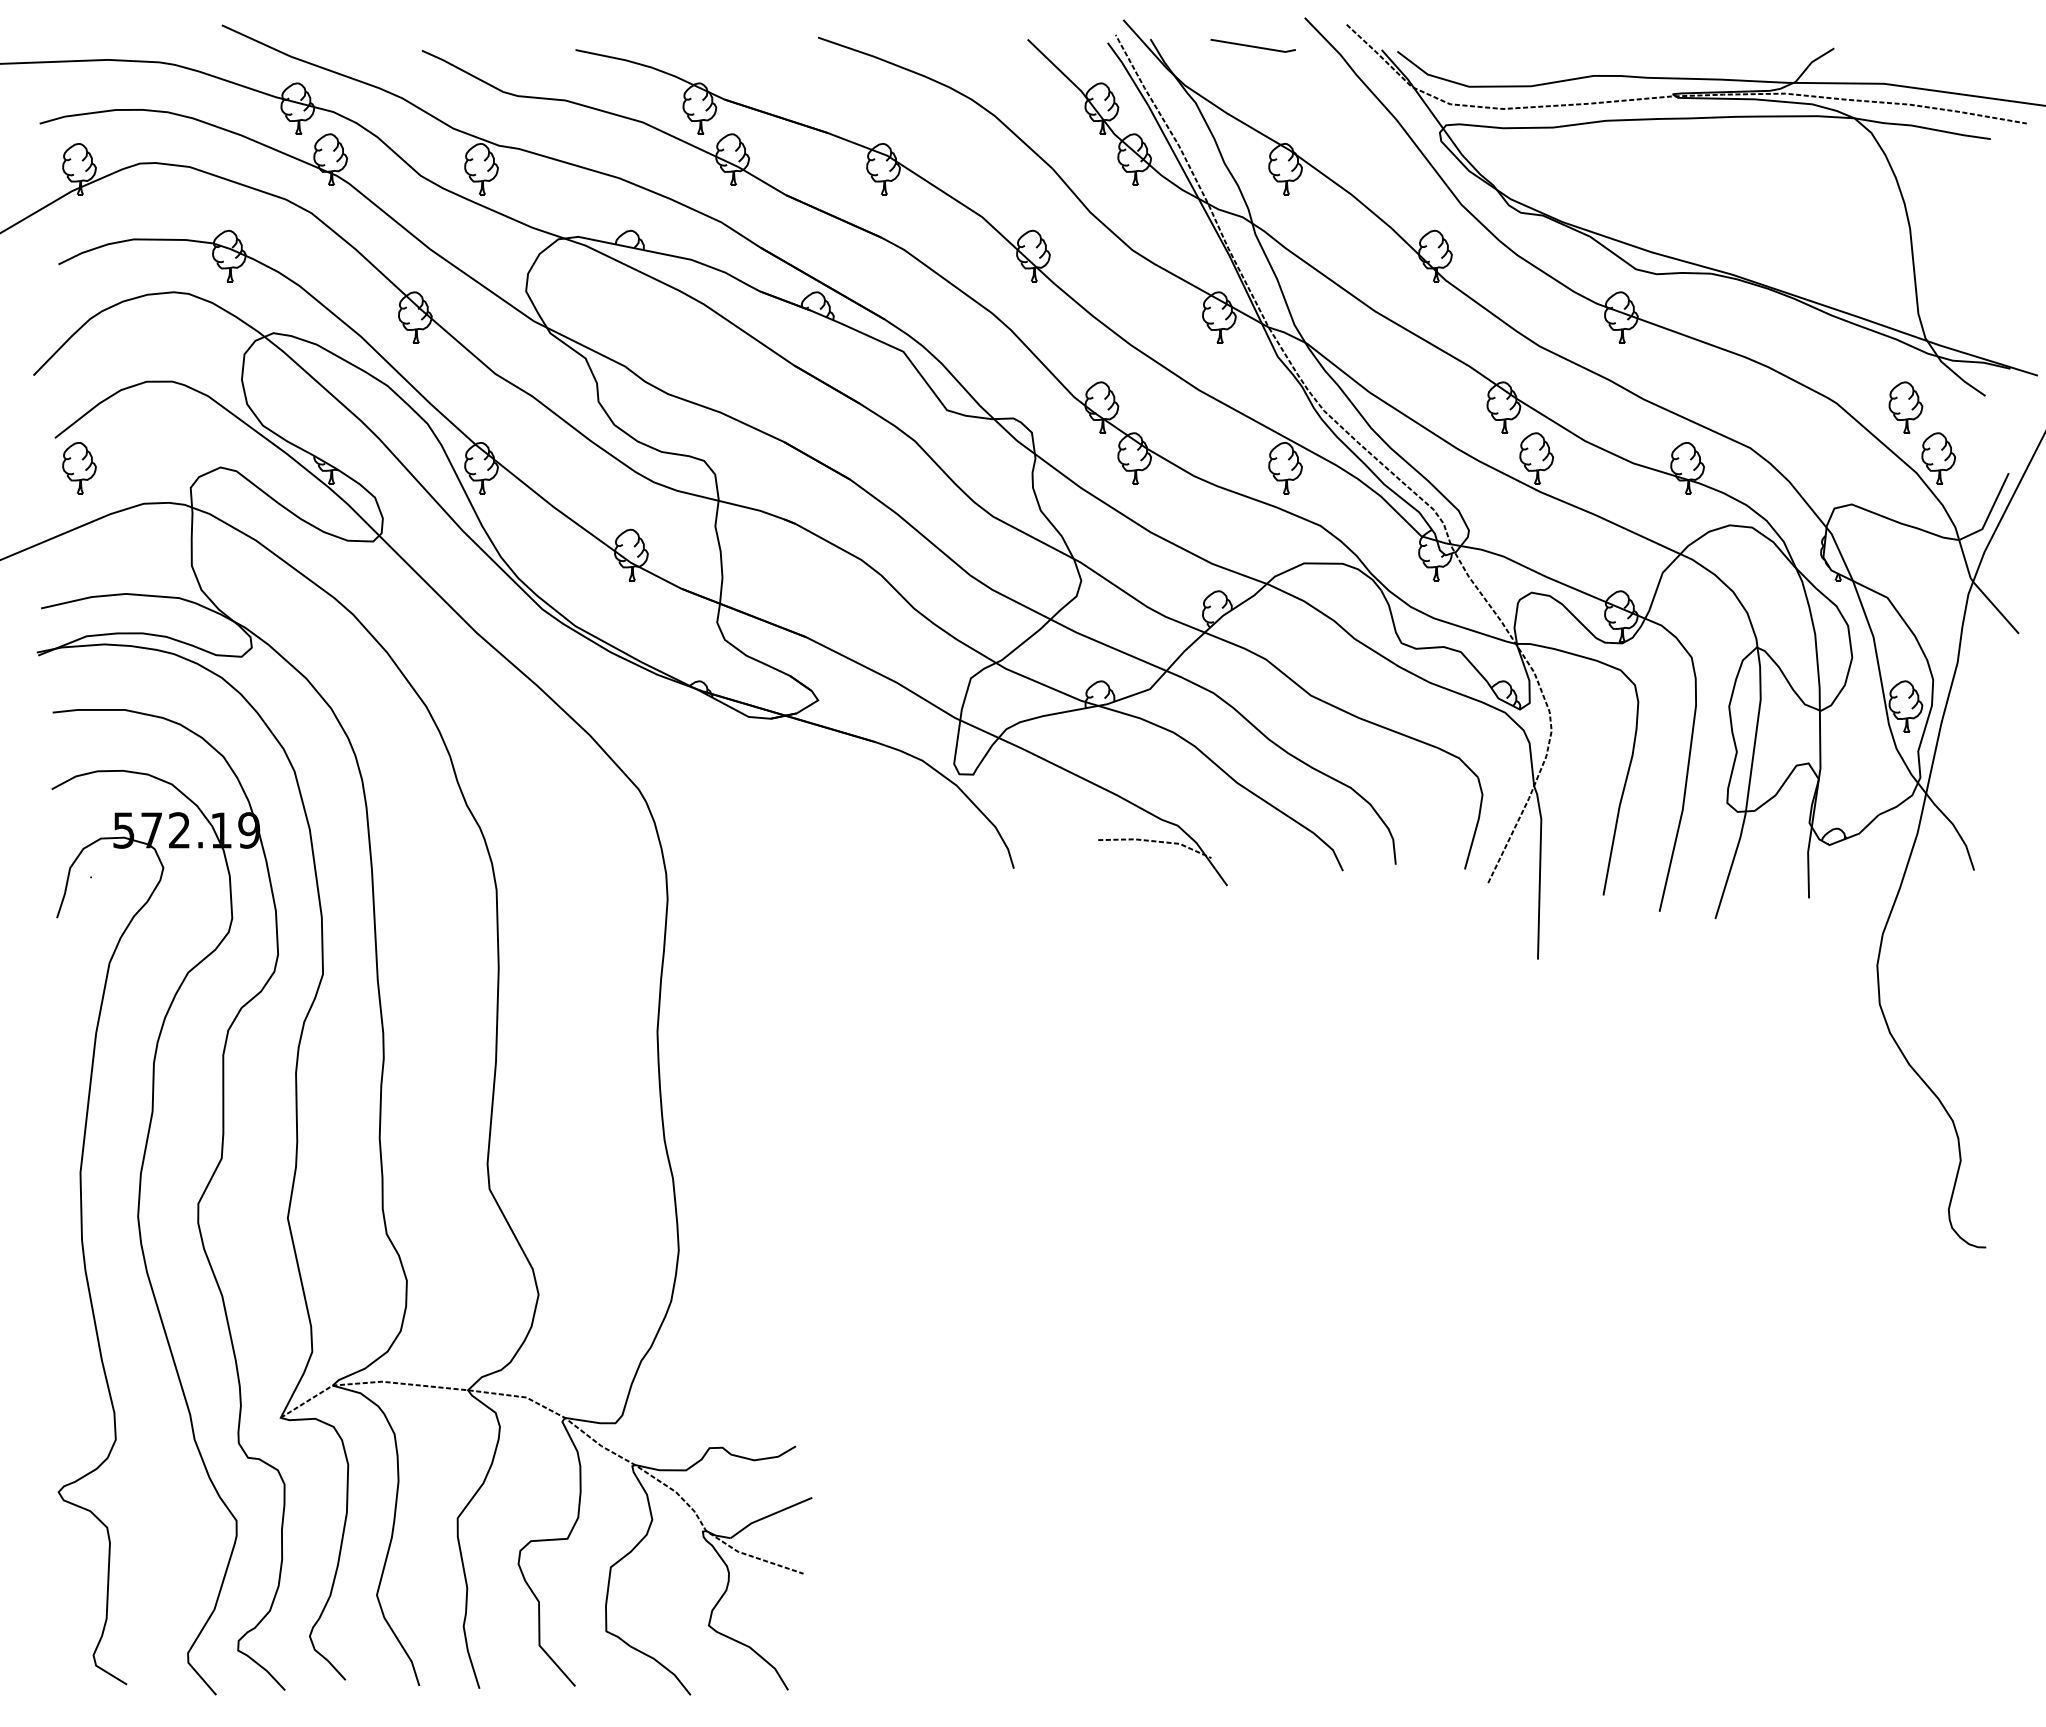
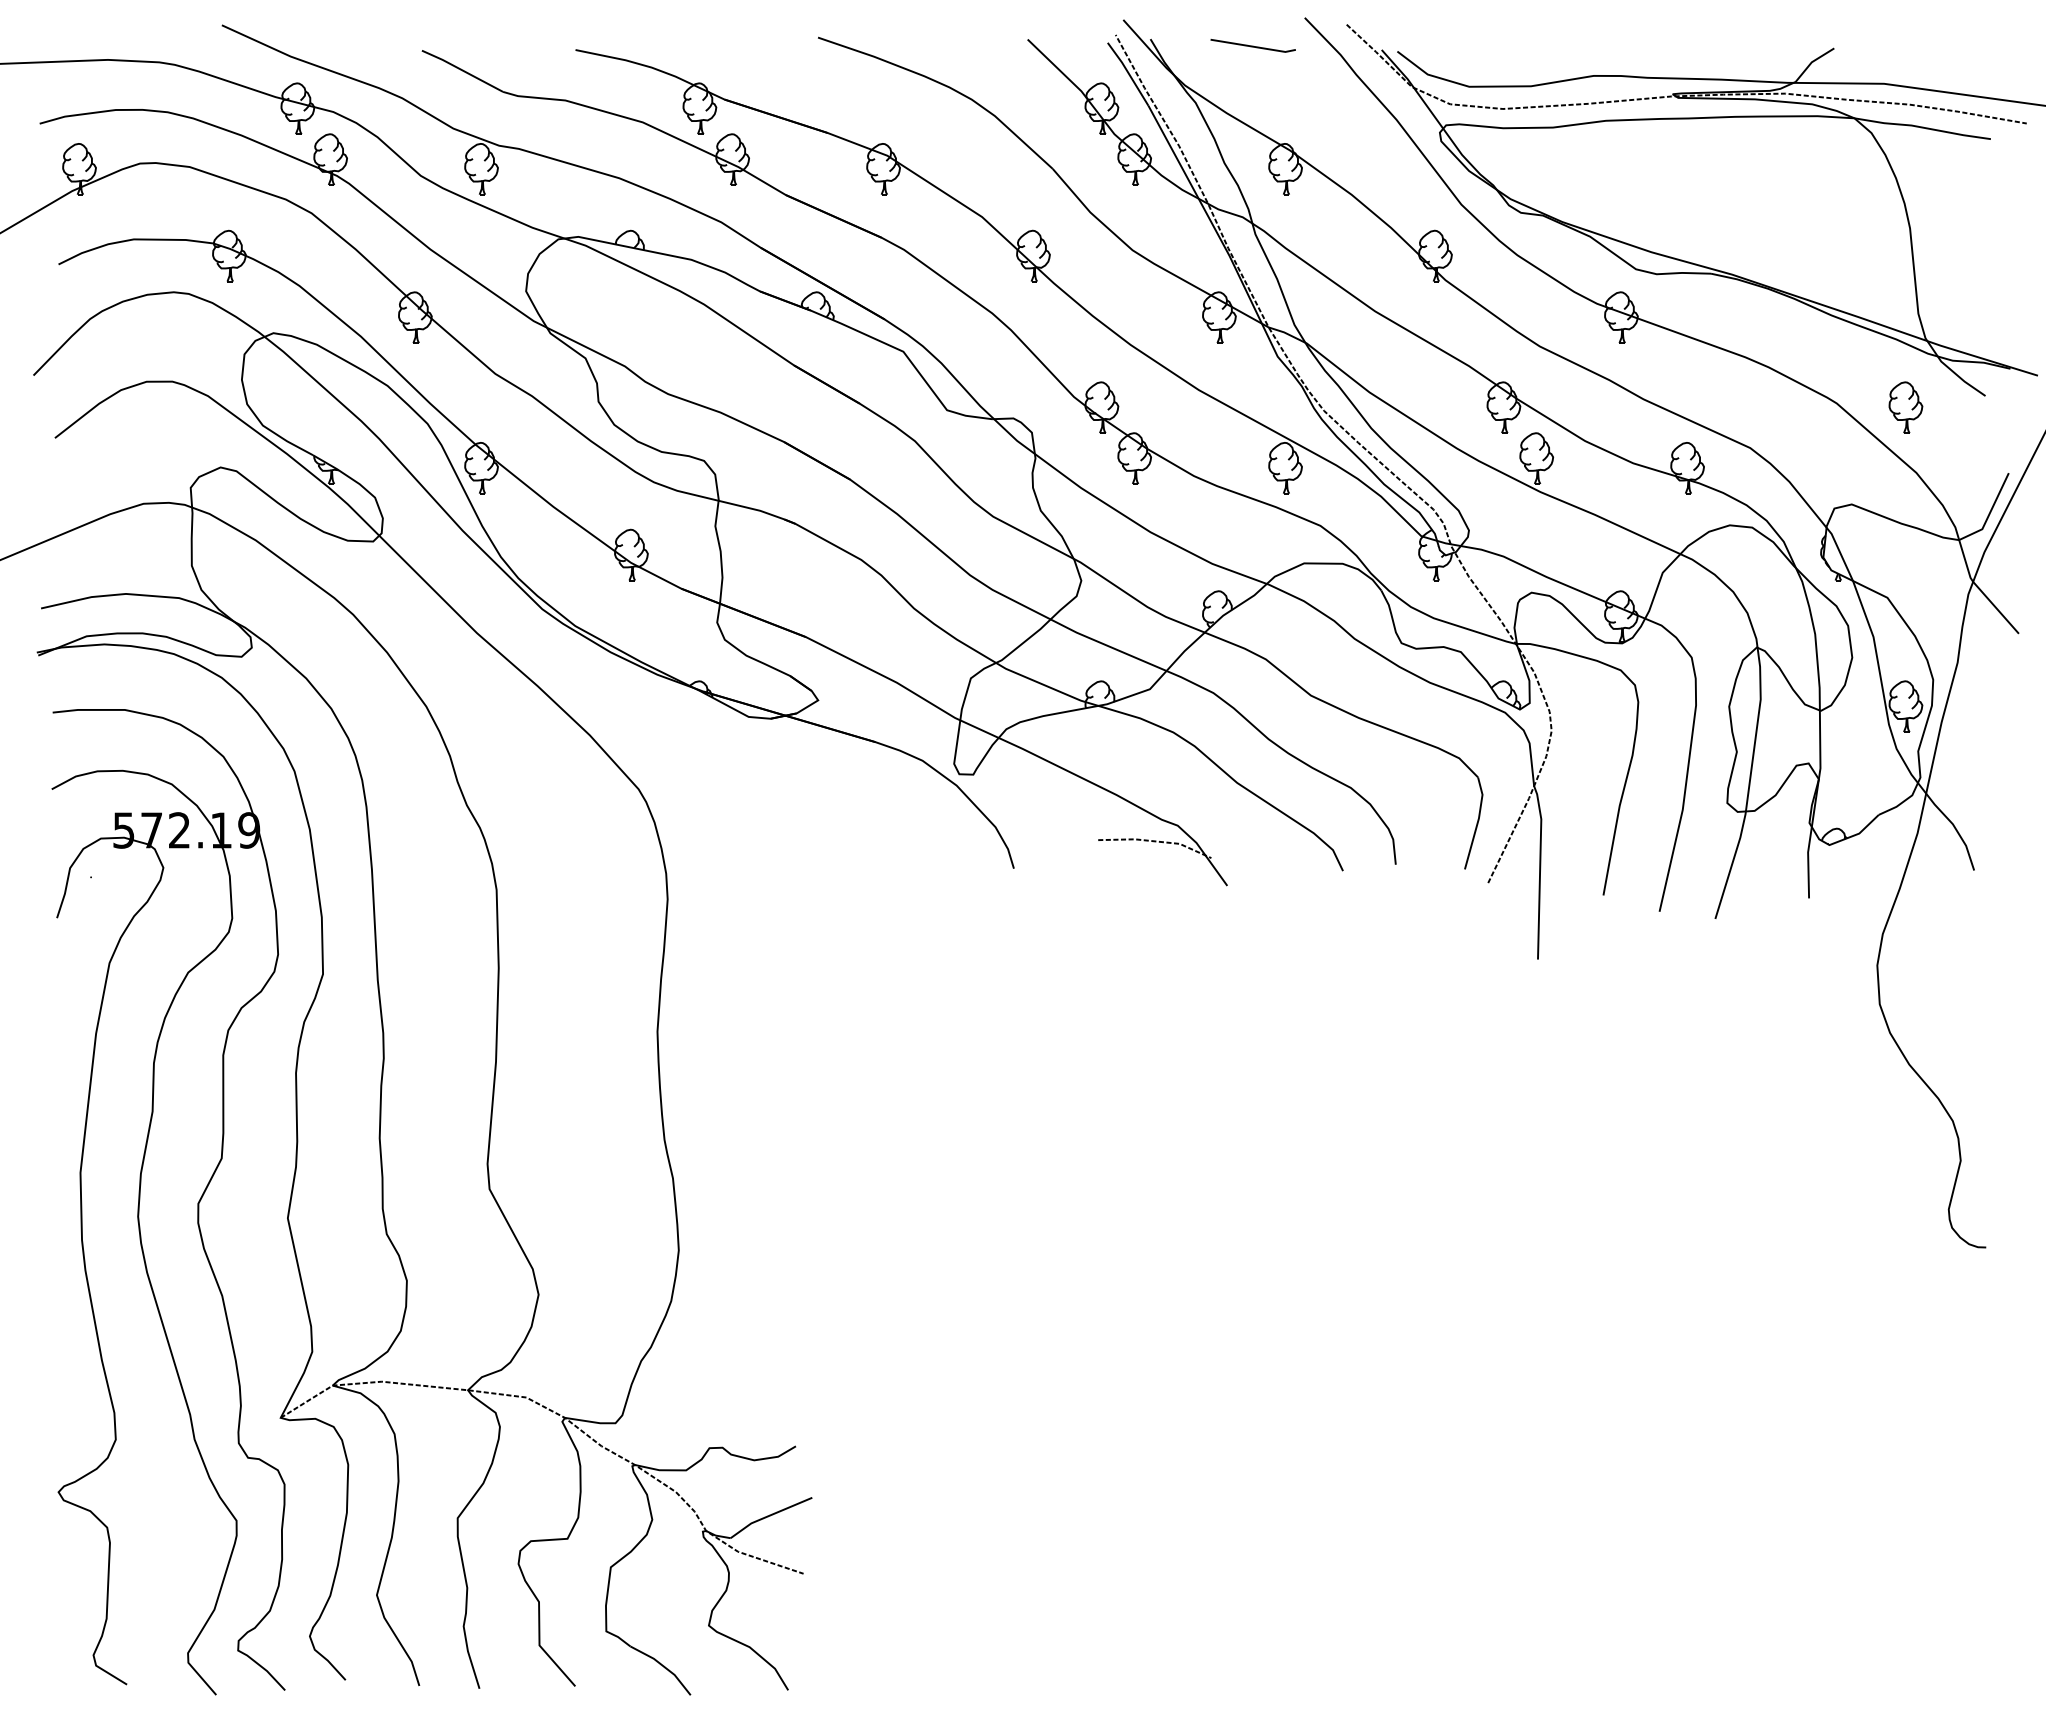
part: present -> none (1938, 458)
part: present -> none (79, 468)
